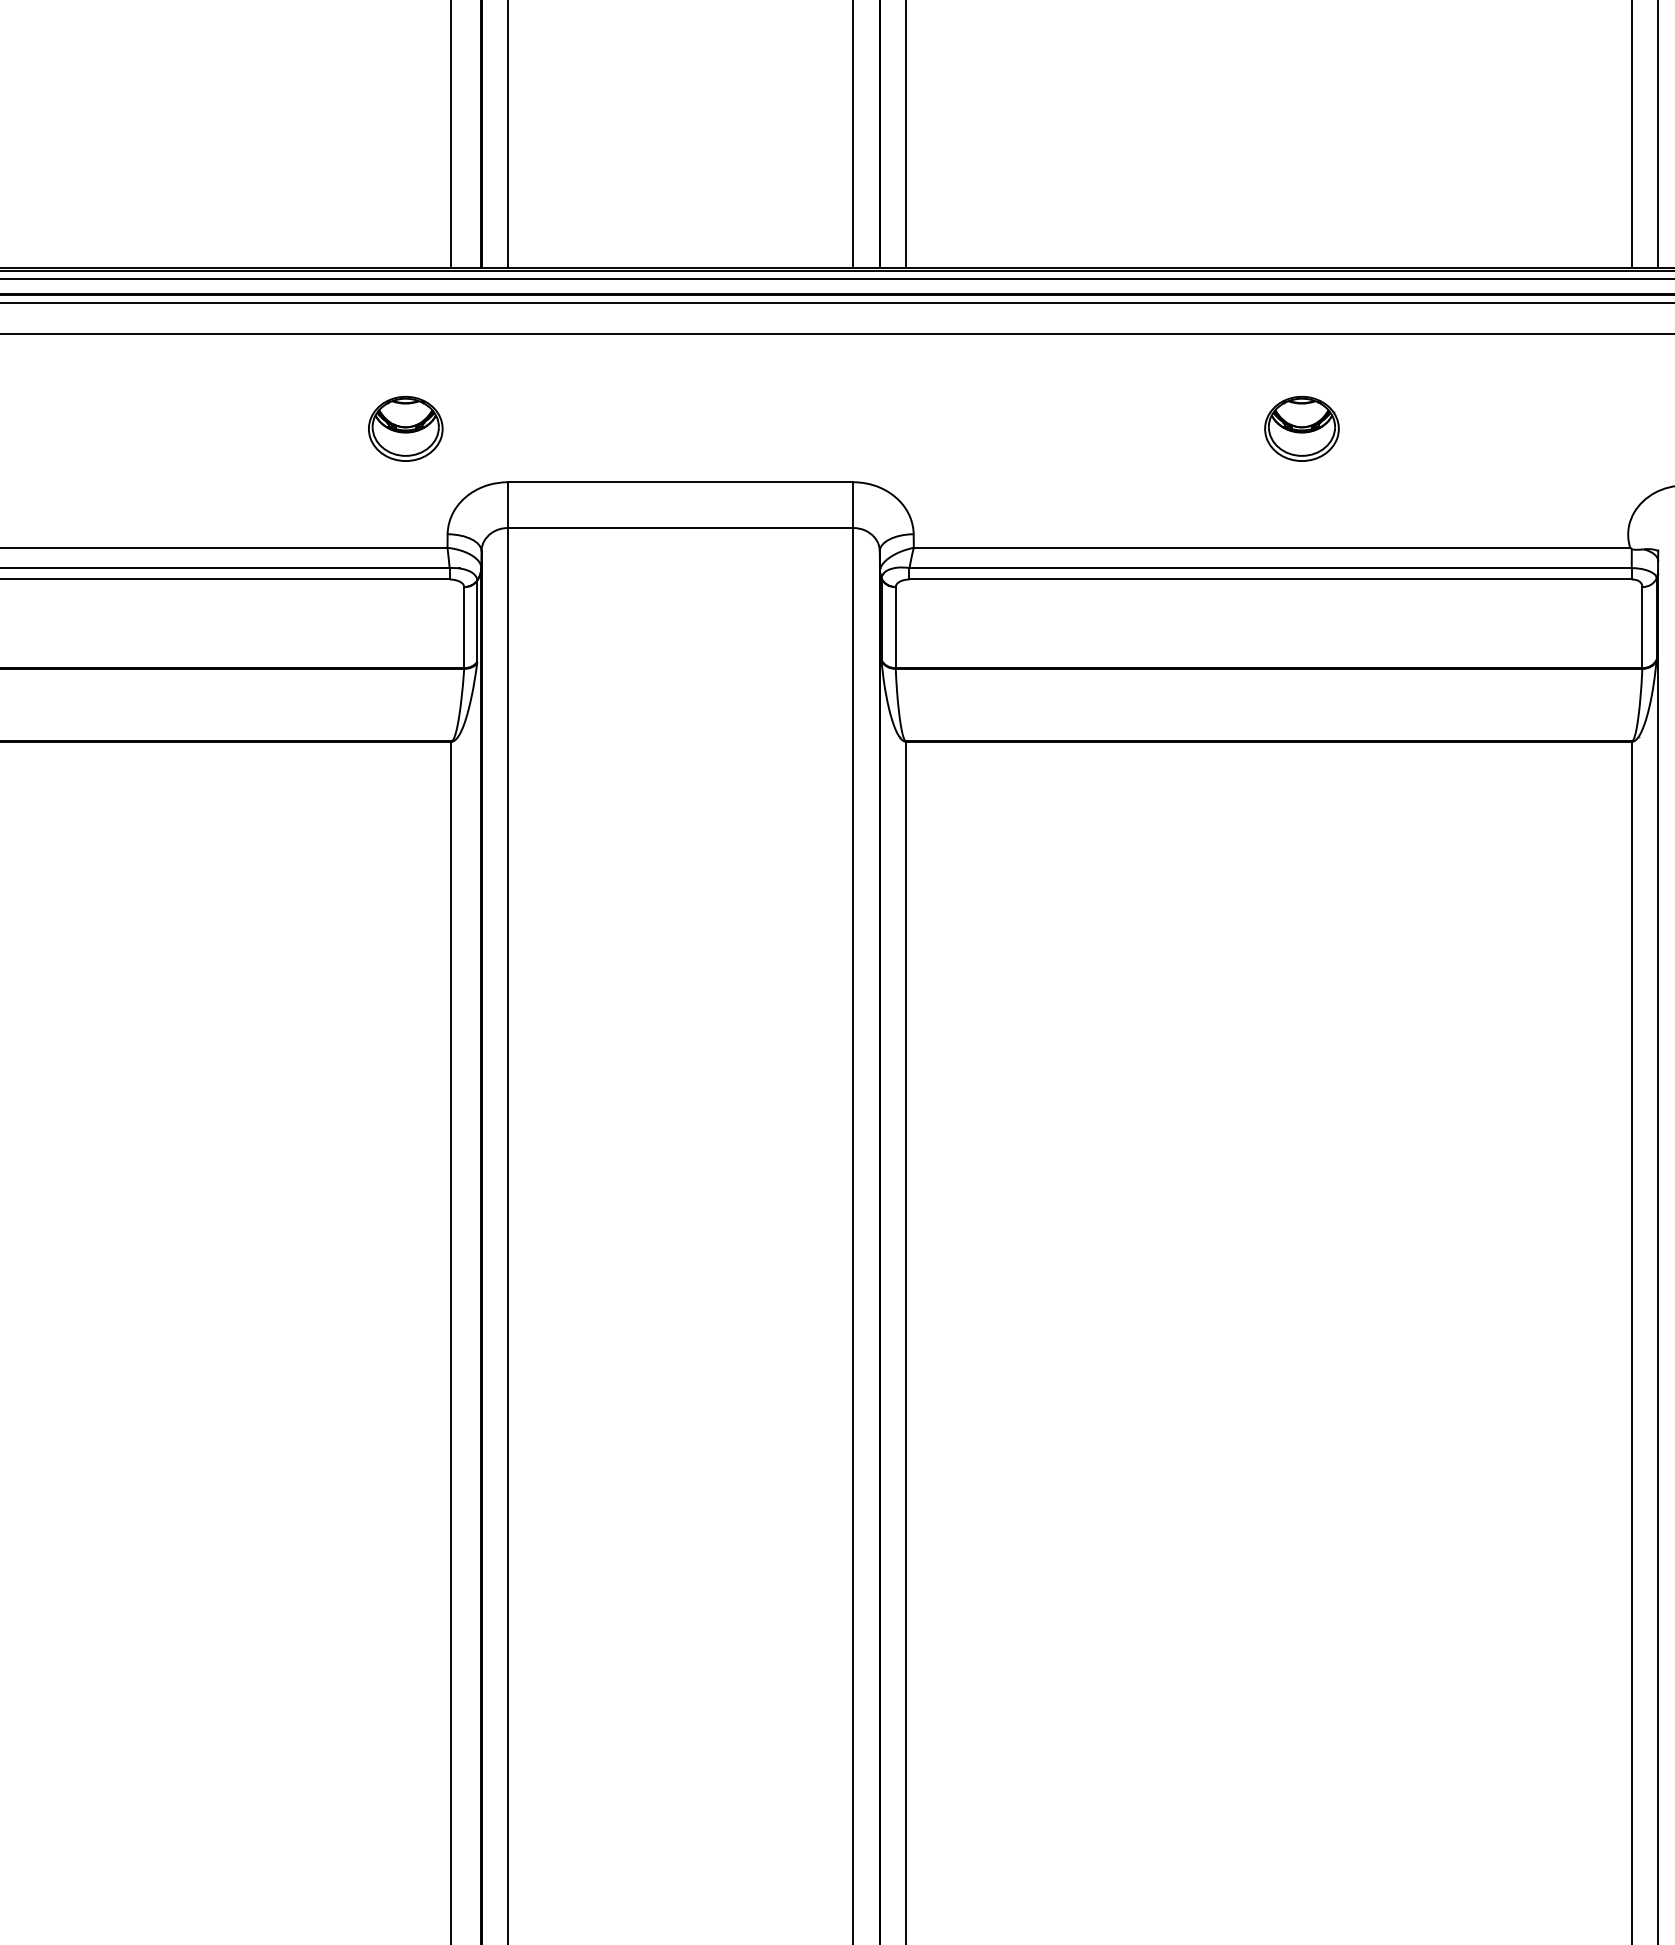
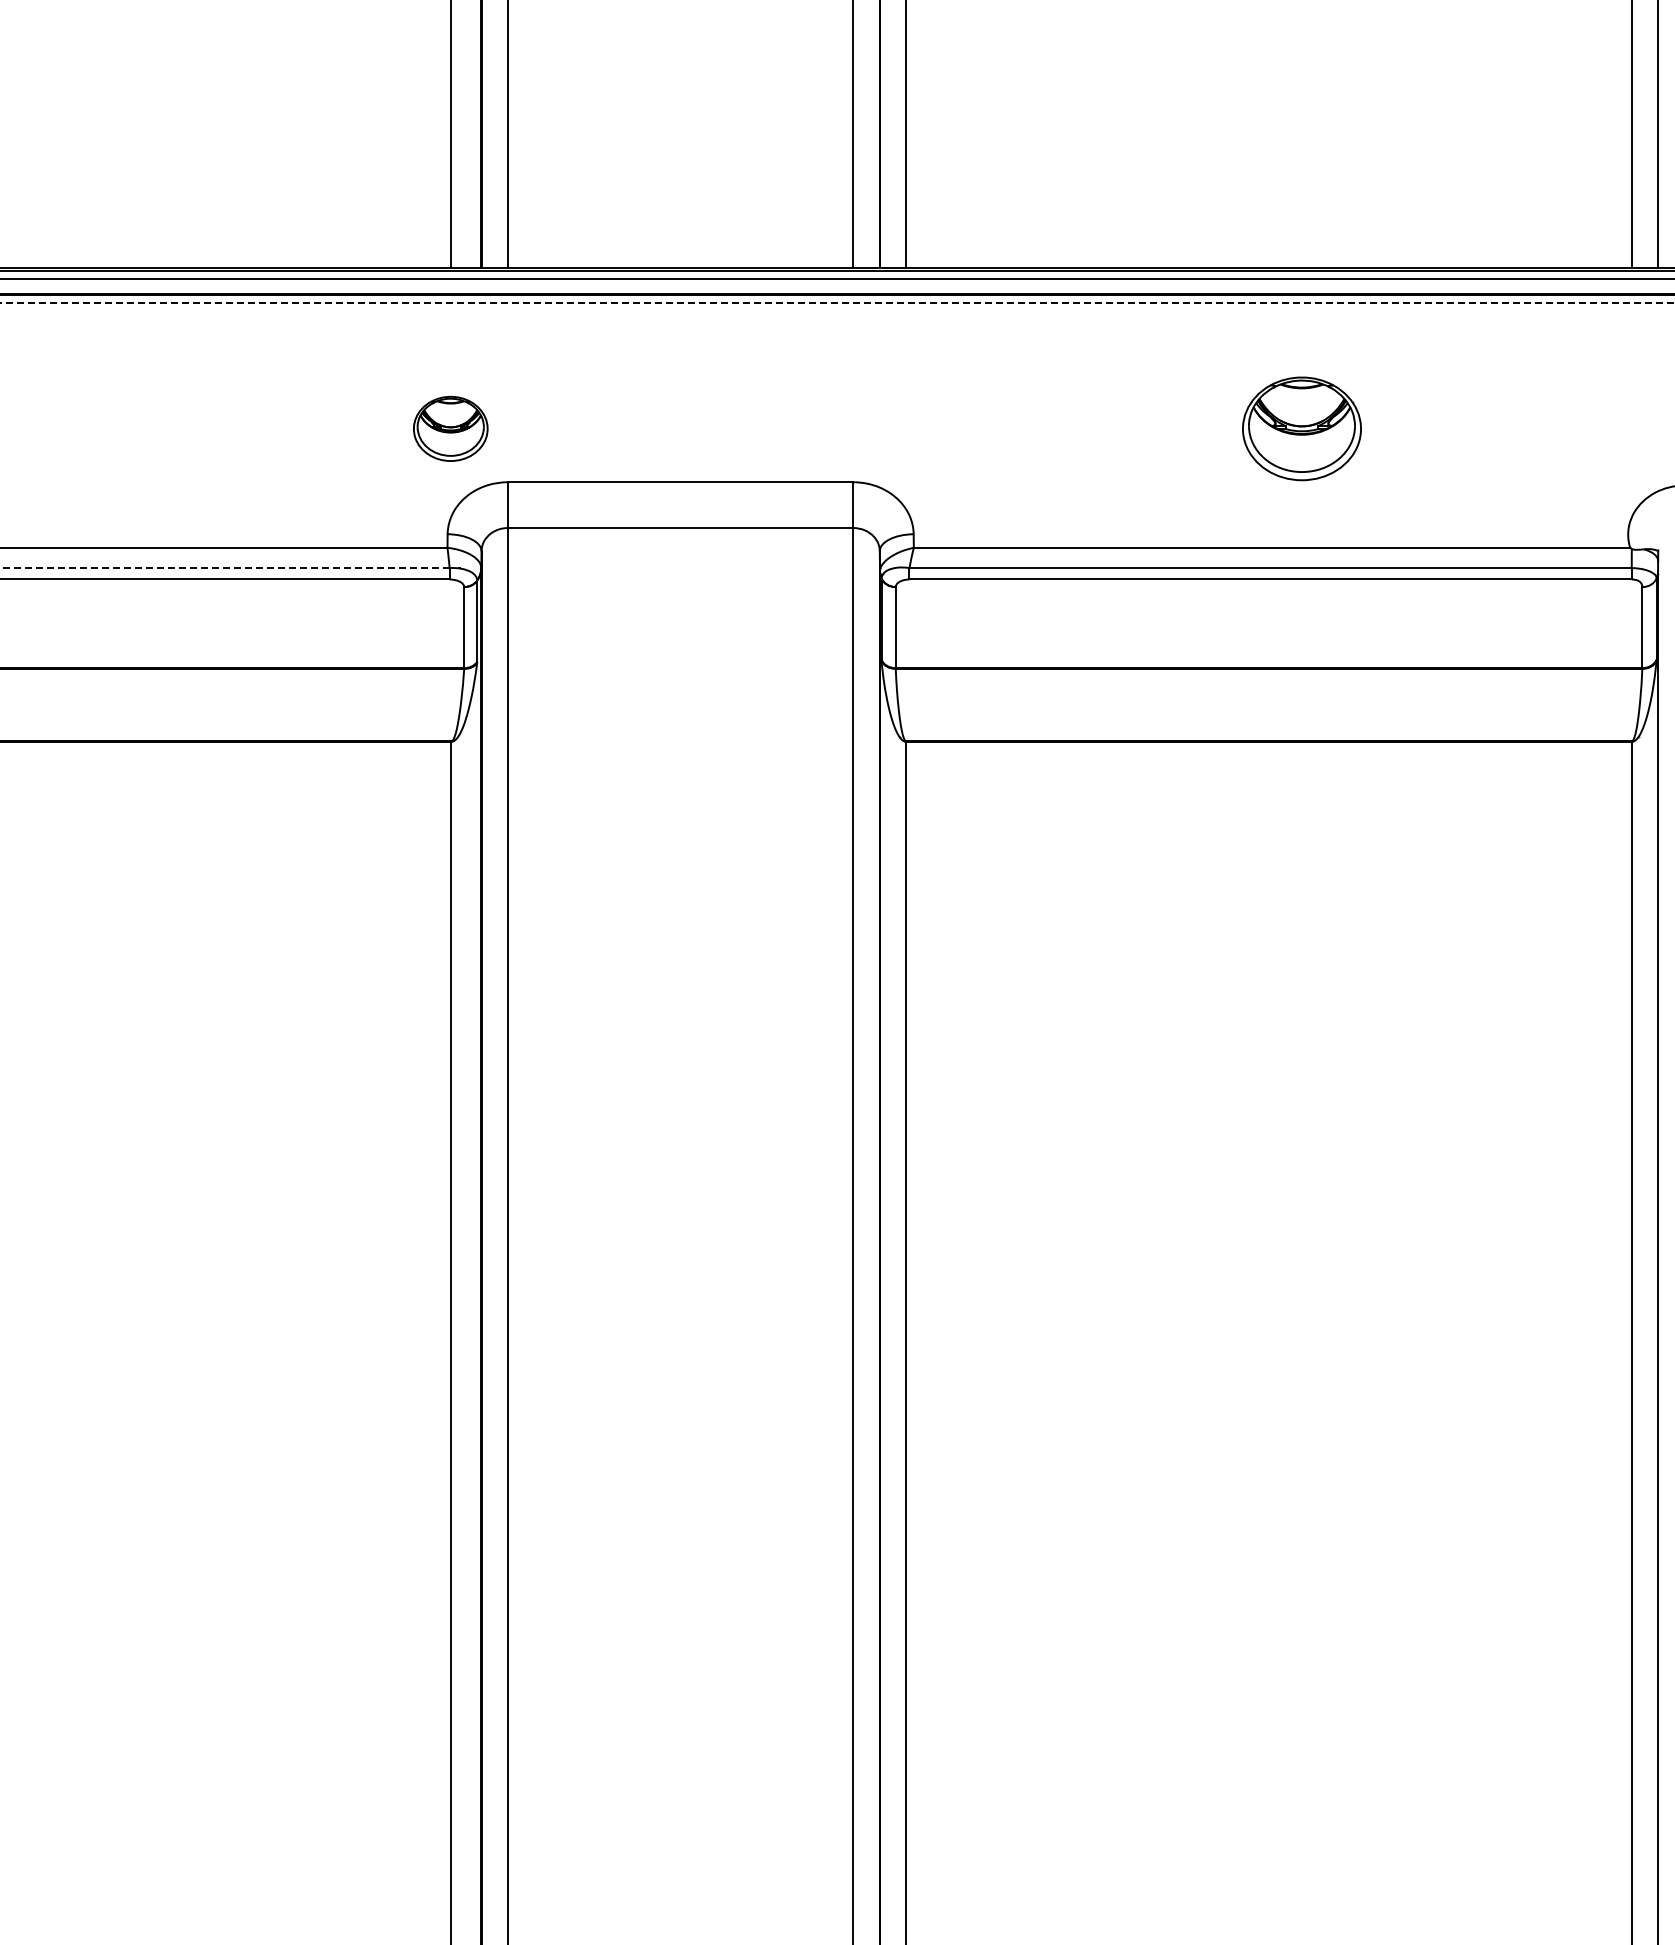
line: solid -> dashed (837, 303)
line: present -> none (836, 333)
part position: (405, 428) -> (450, 428) (450, 428)
part size: 76x66 px -> 120x106 px (1301, 428)
line: solid -> dashed (224, 568)
